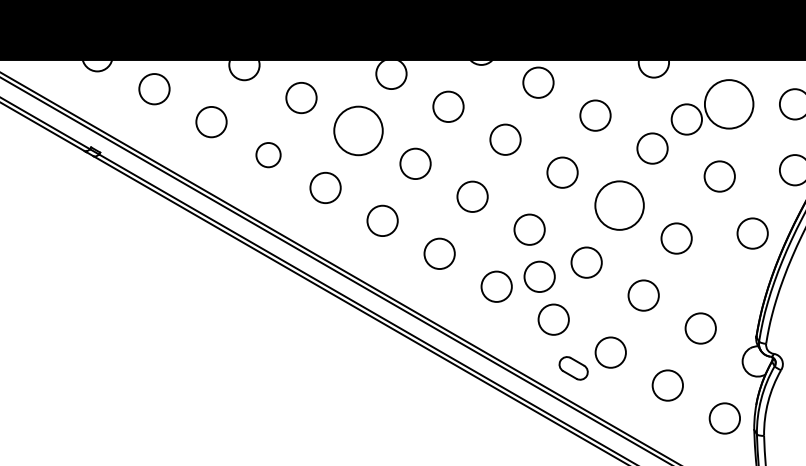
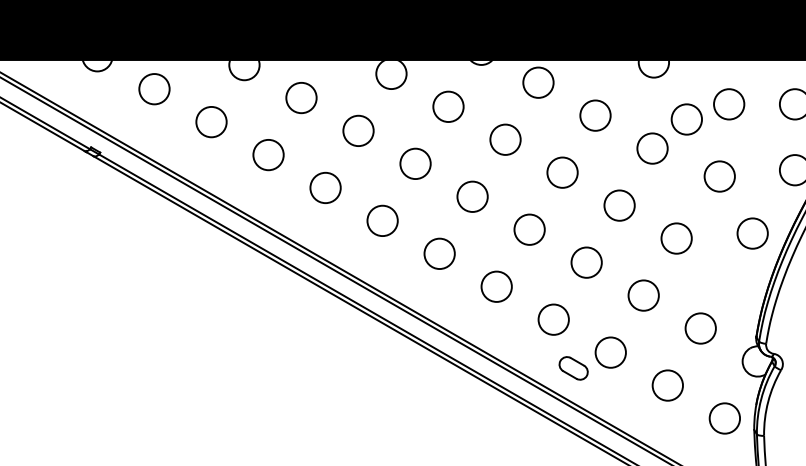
circle diameter: 49 px -> 30 px (729, 104)
circle diameter: 49 px -> 30 px (358, 130)
circle size: 27x27 px -> 33x33 px (268, 155)
circle diameter: 49 px -> 30 px (619, 205)
circle: present -> none (539, 276)
